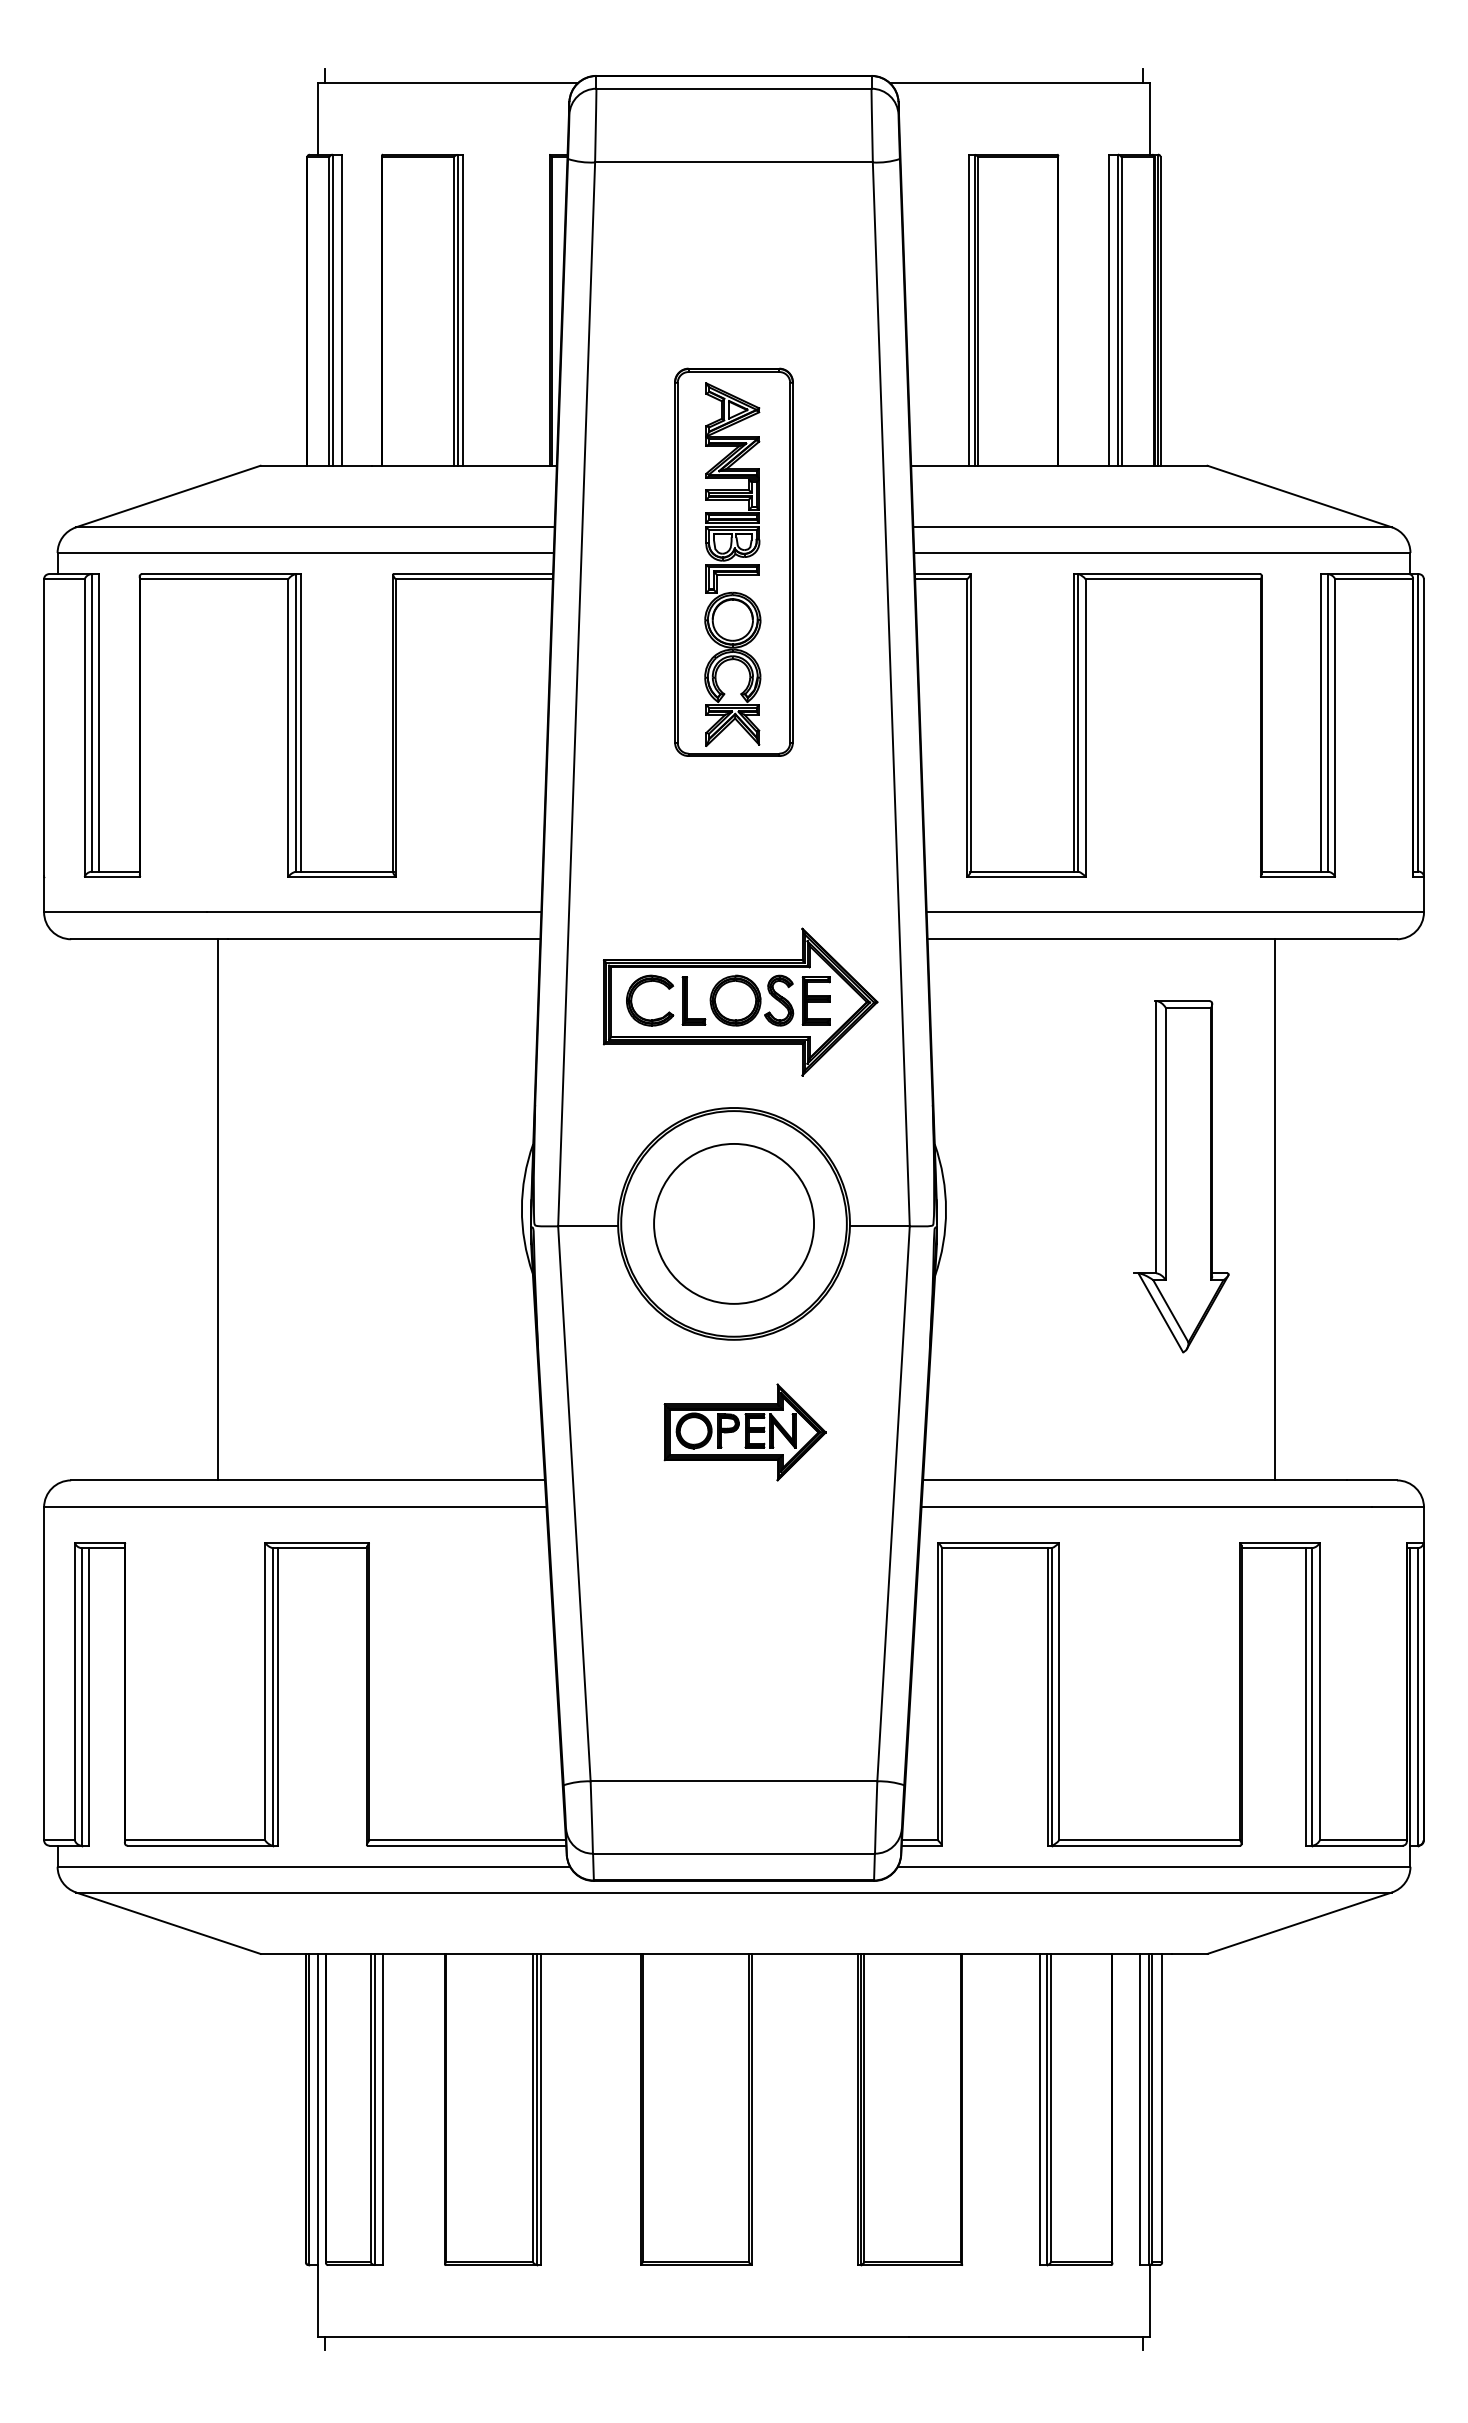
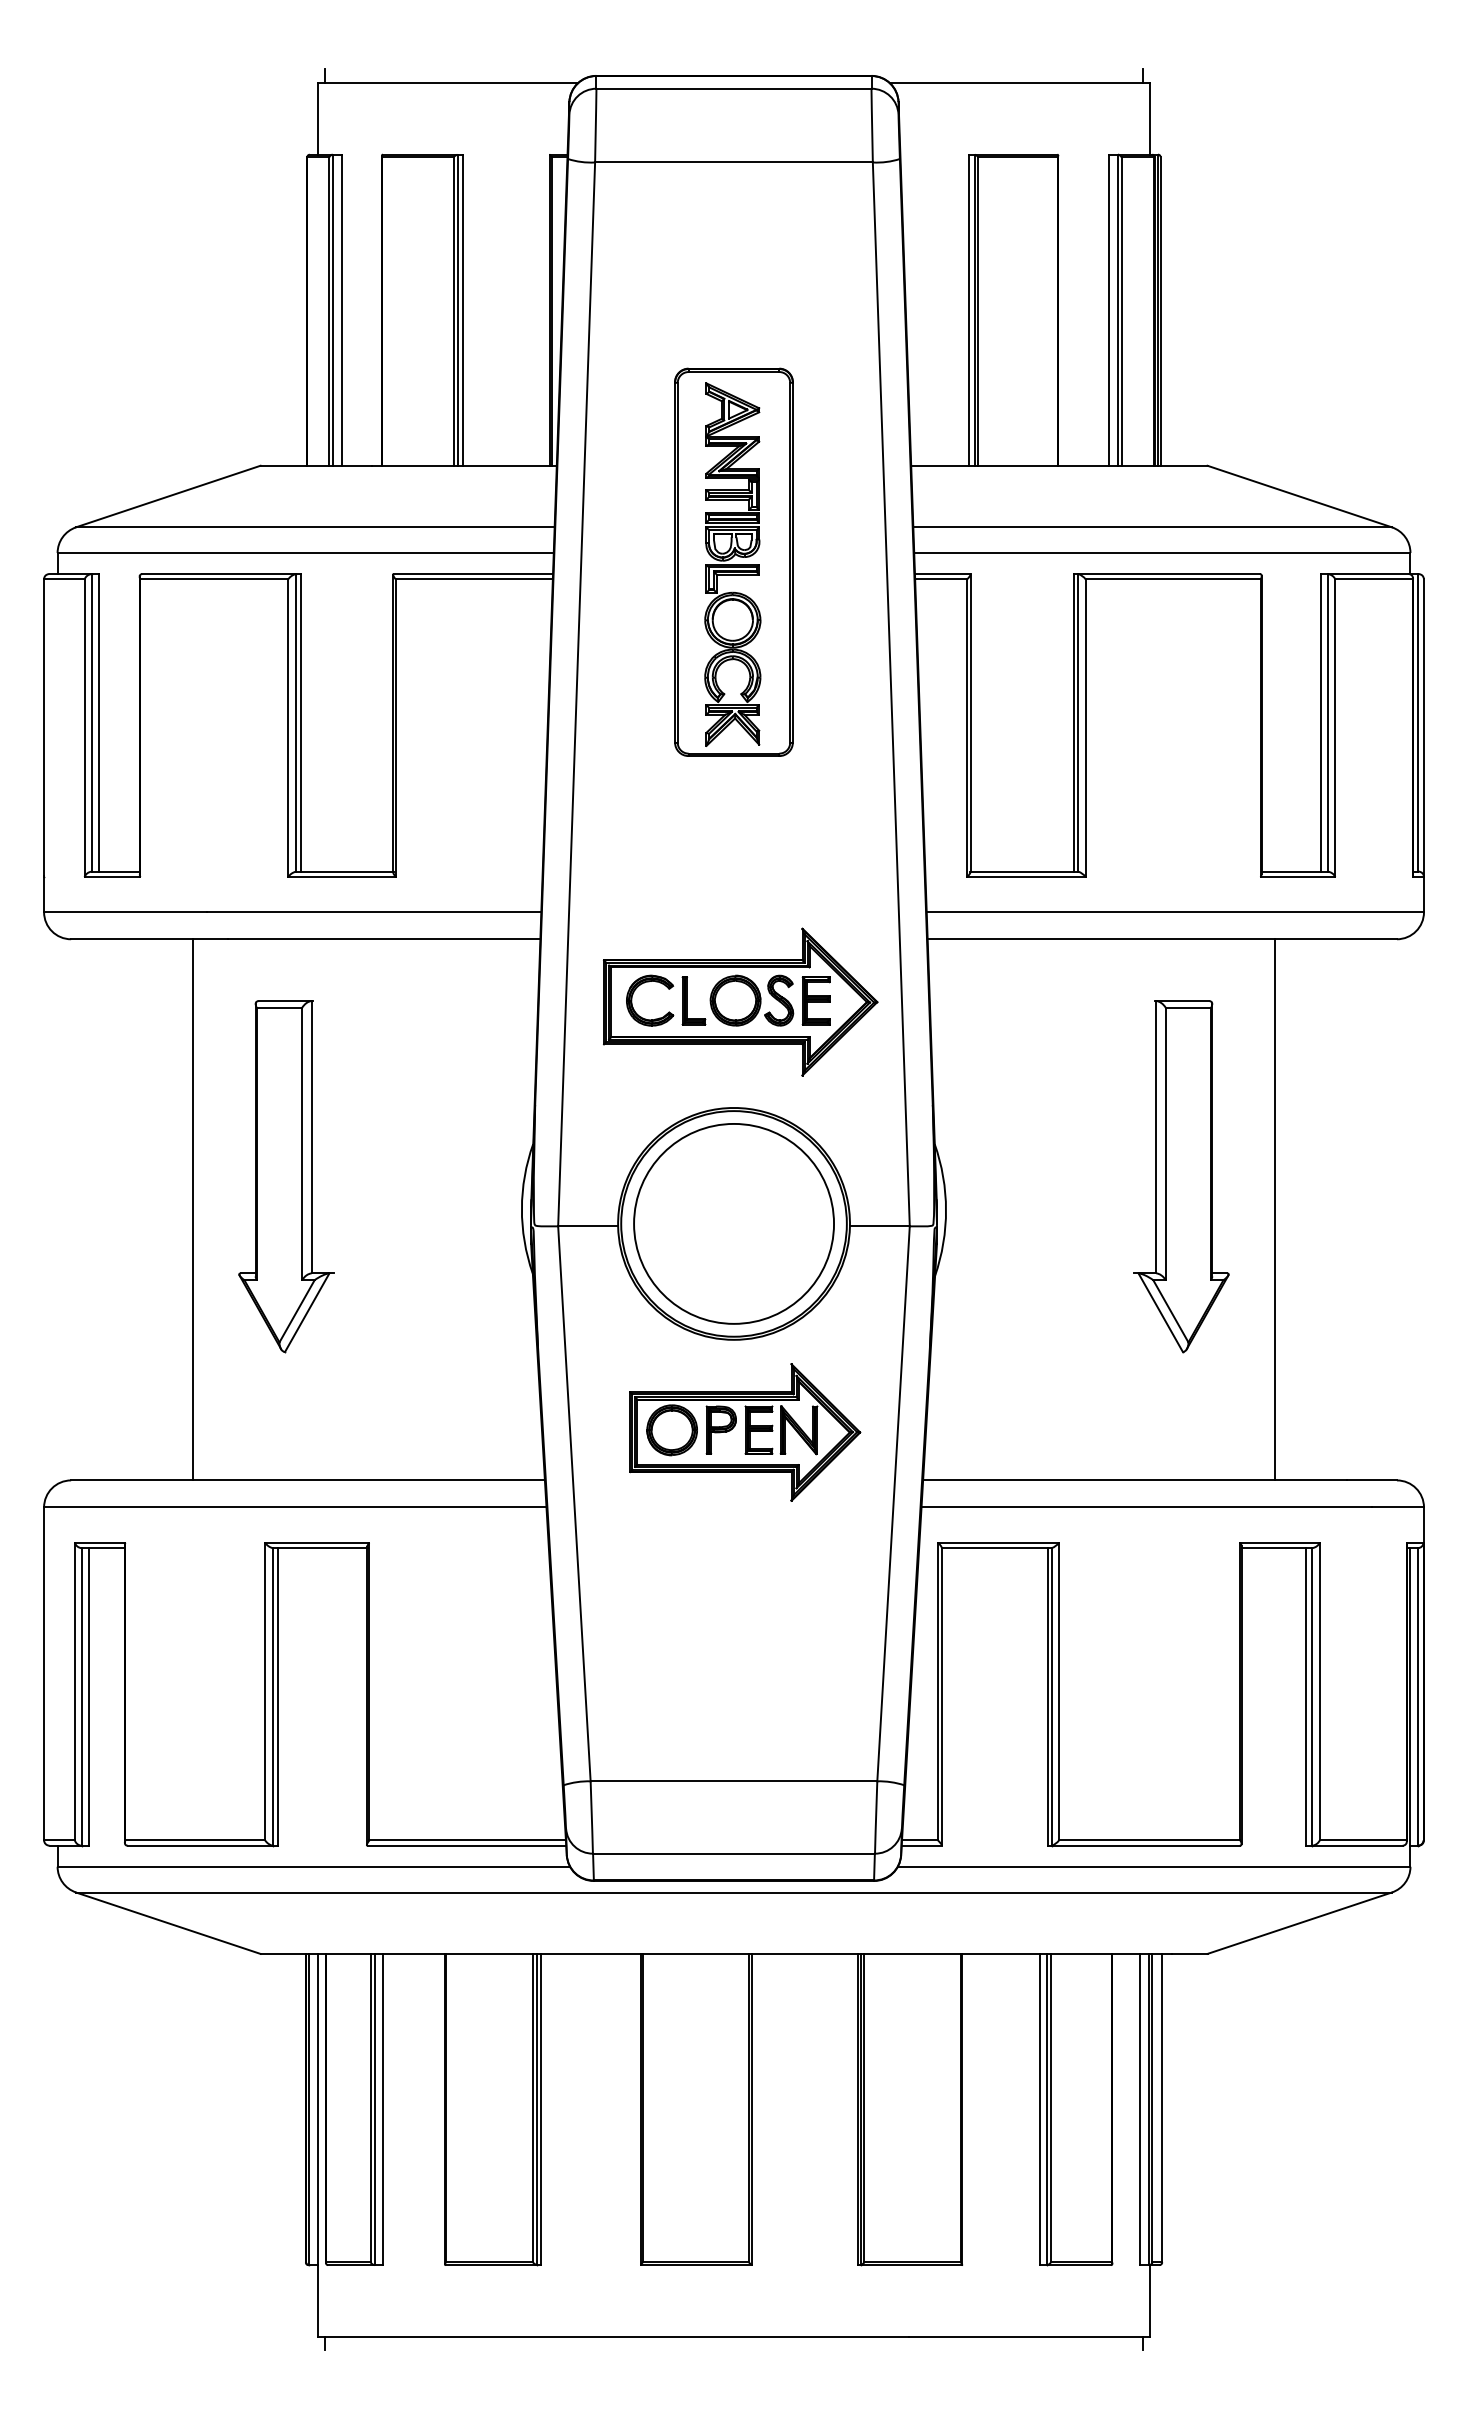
part: none -> present (286, 1176)
line position: (217, 1209) -> (192, 1209) (192, 1209)
circle diameter: 160 px -> 200 px (734, 1223)
part size: 164x99 px -> 233x139 px (745, 1432)
